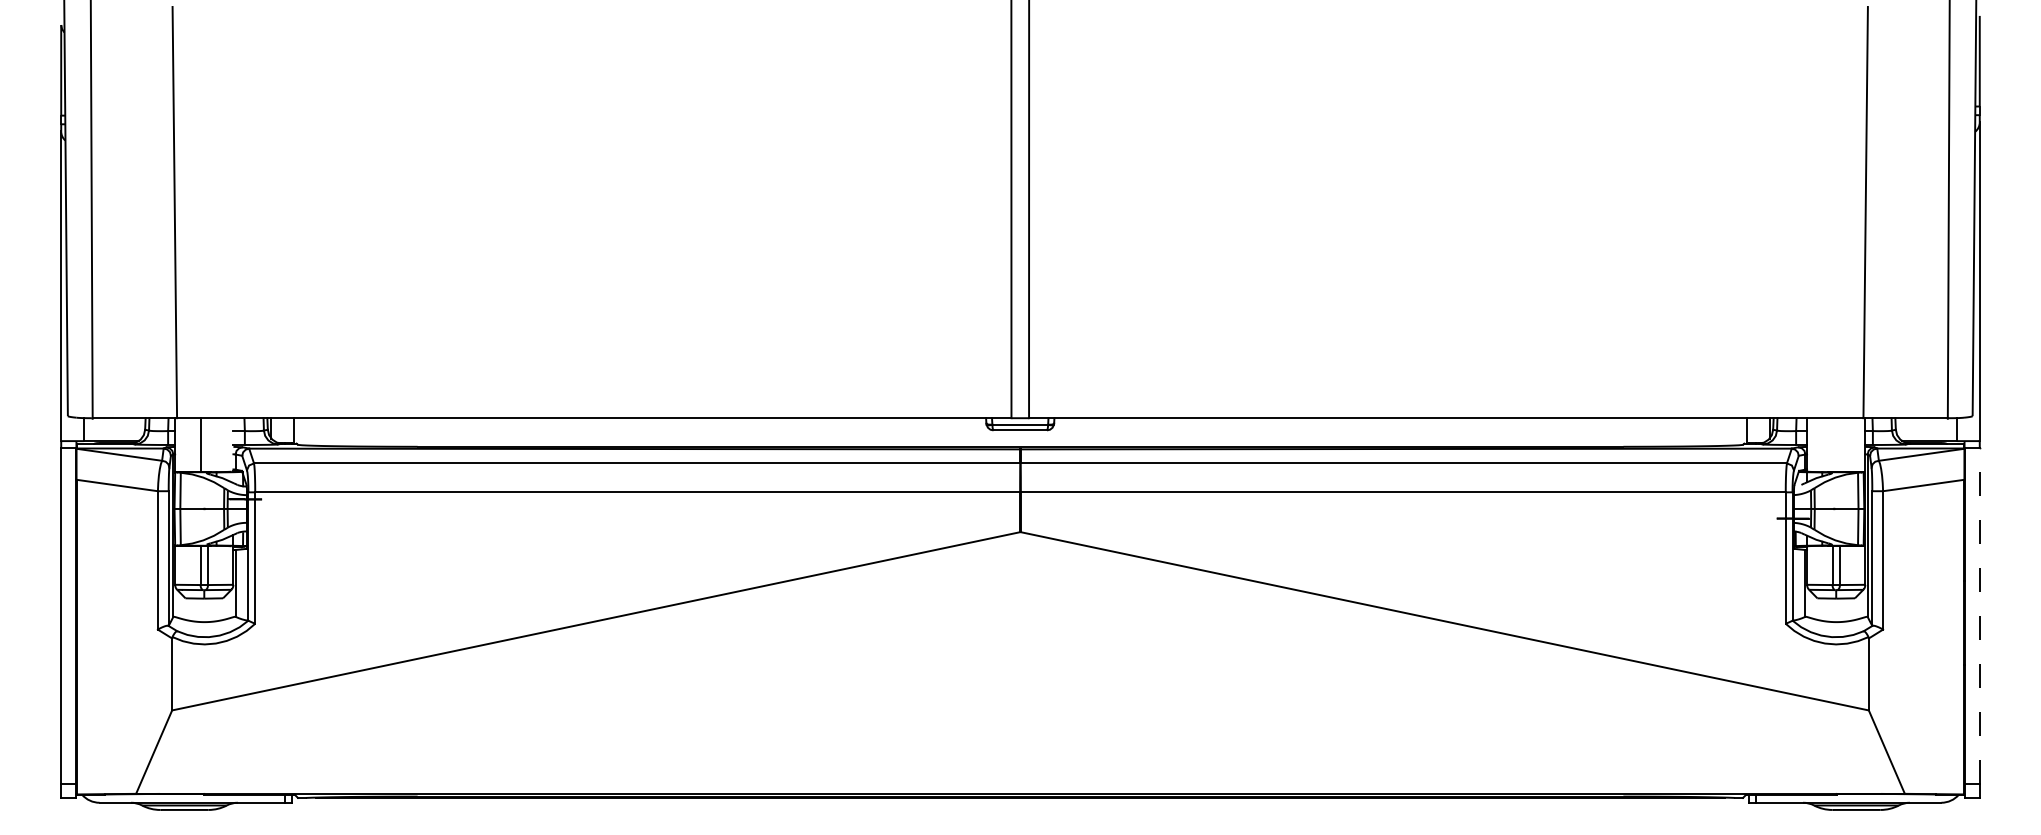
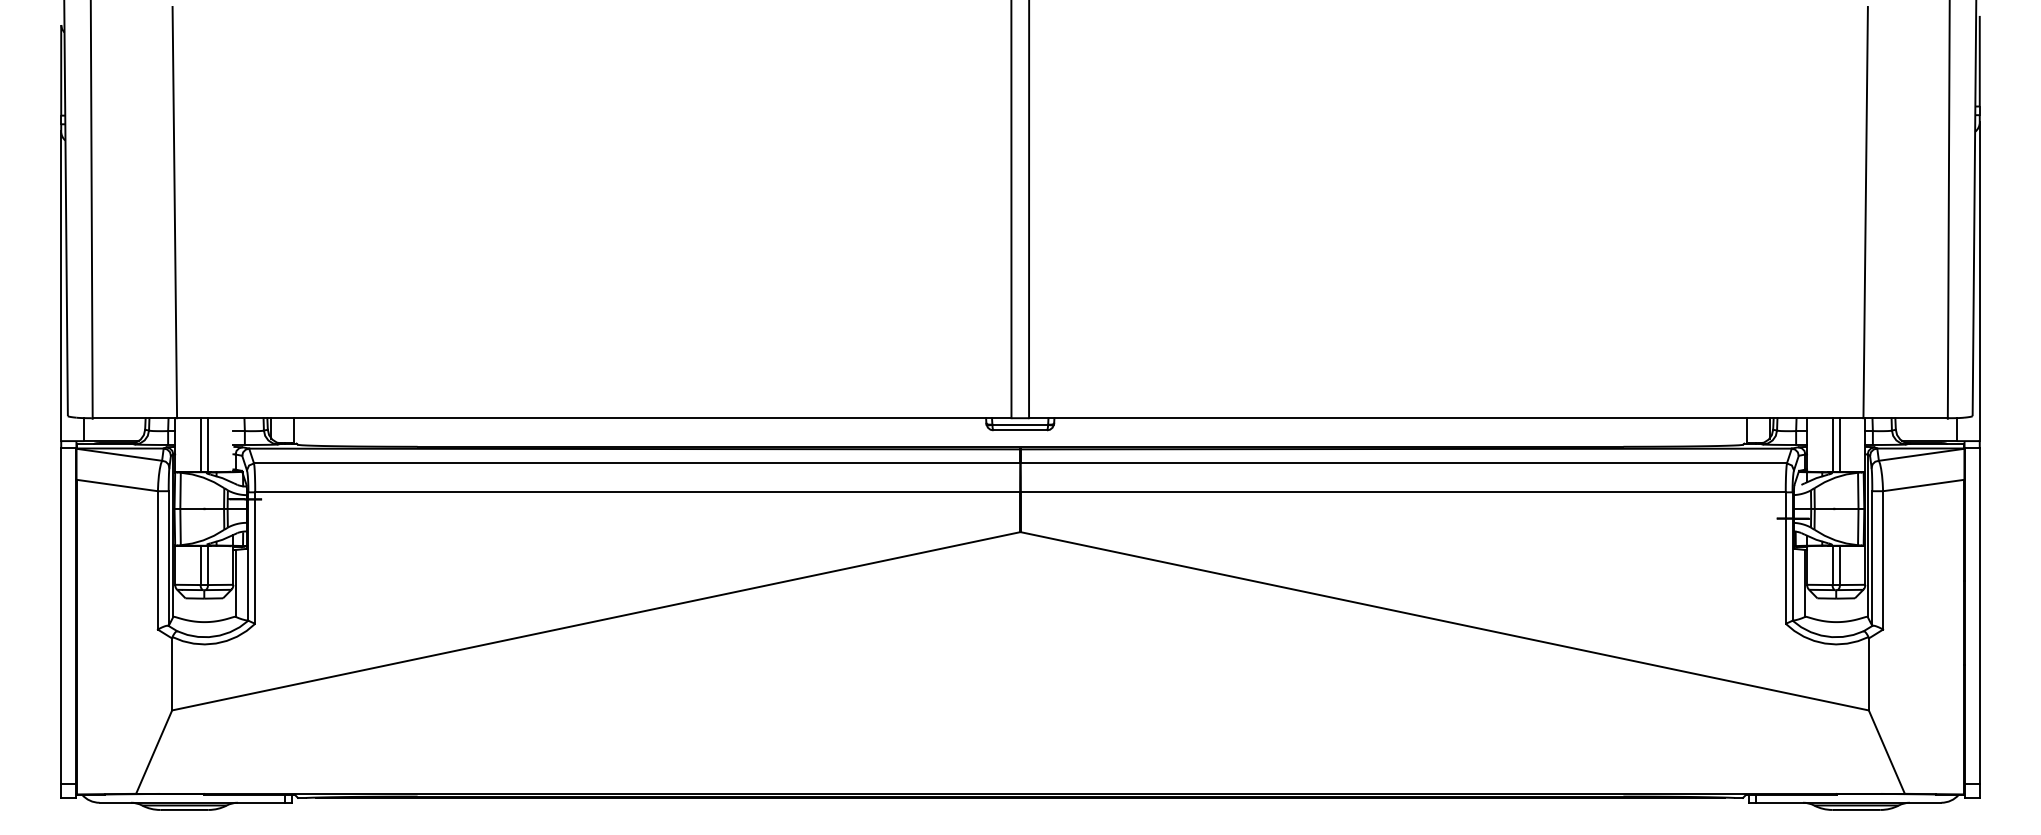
line: none -> present (208, 445)
line: none -> present (1832, 445)
line: none -> present (1839, 445)
line: dashed -> solid (1979, 616)
